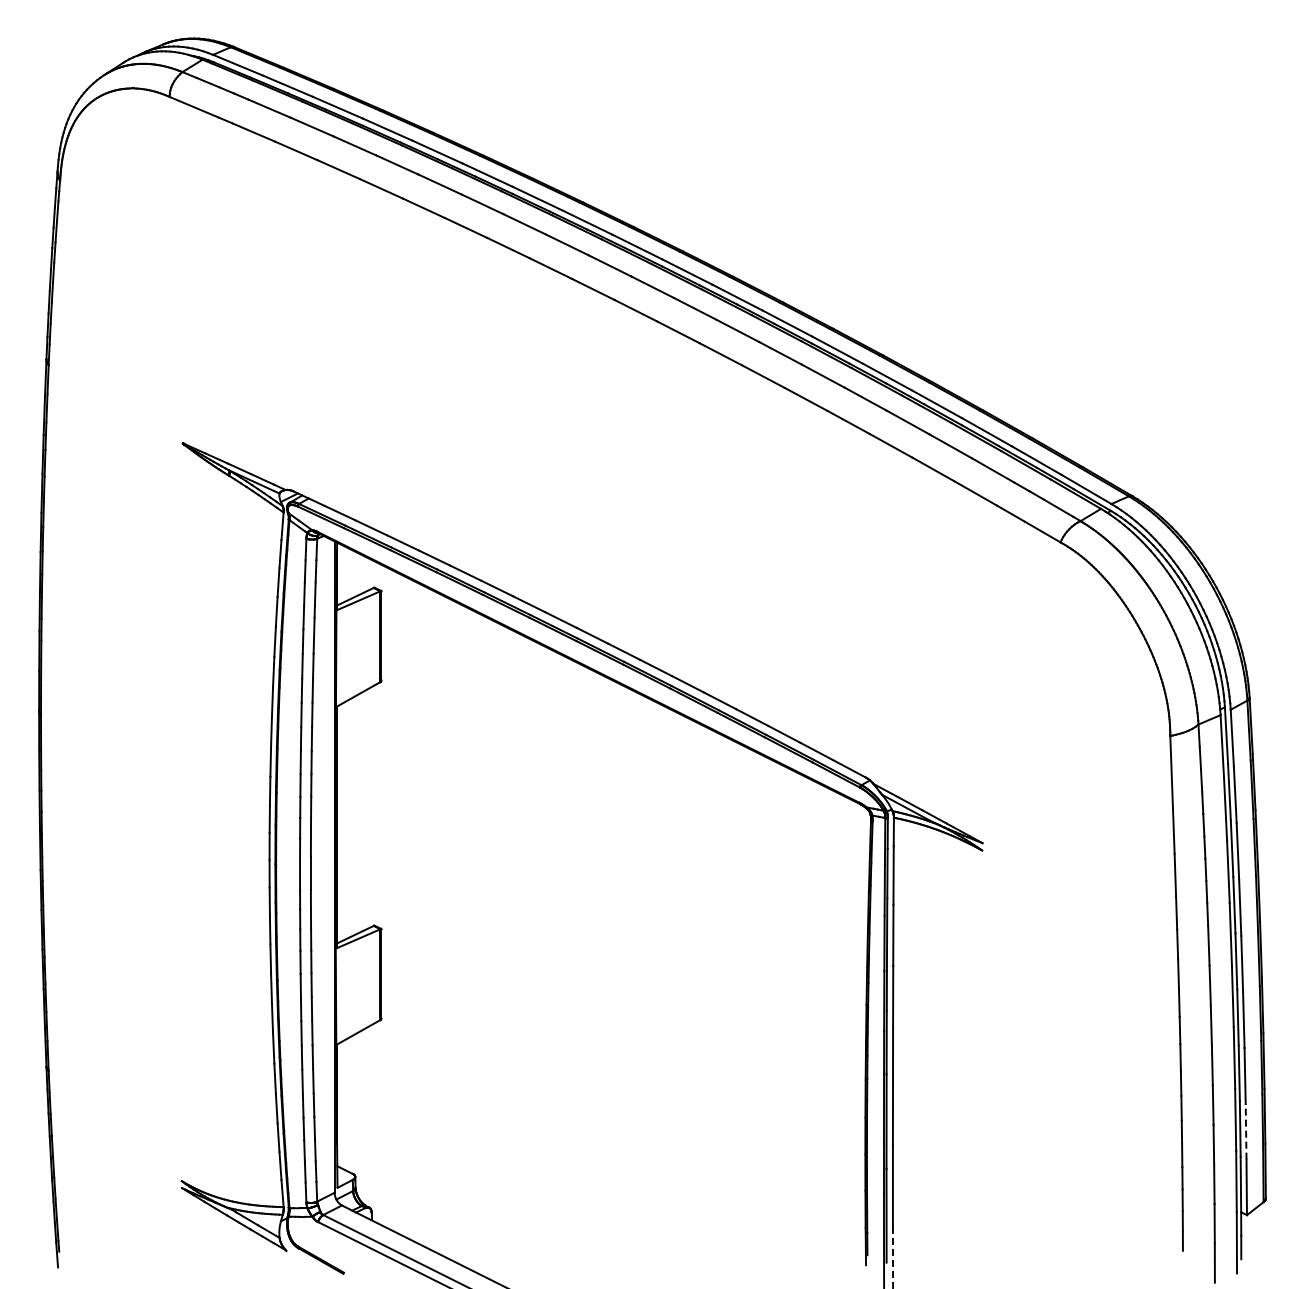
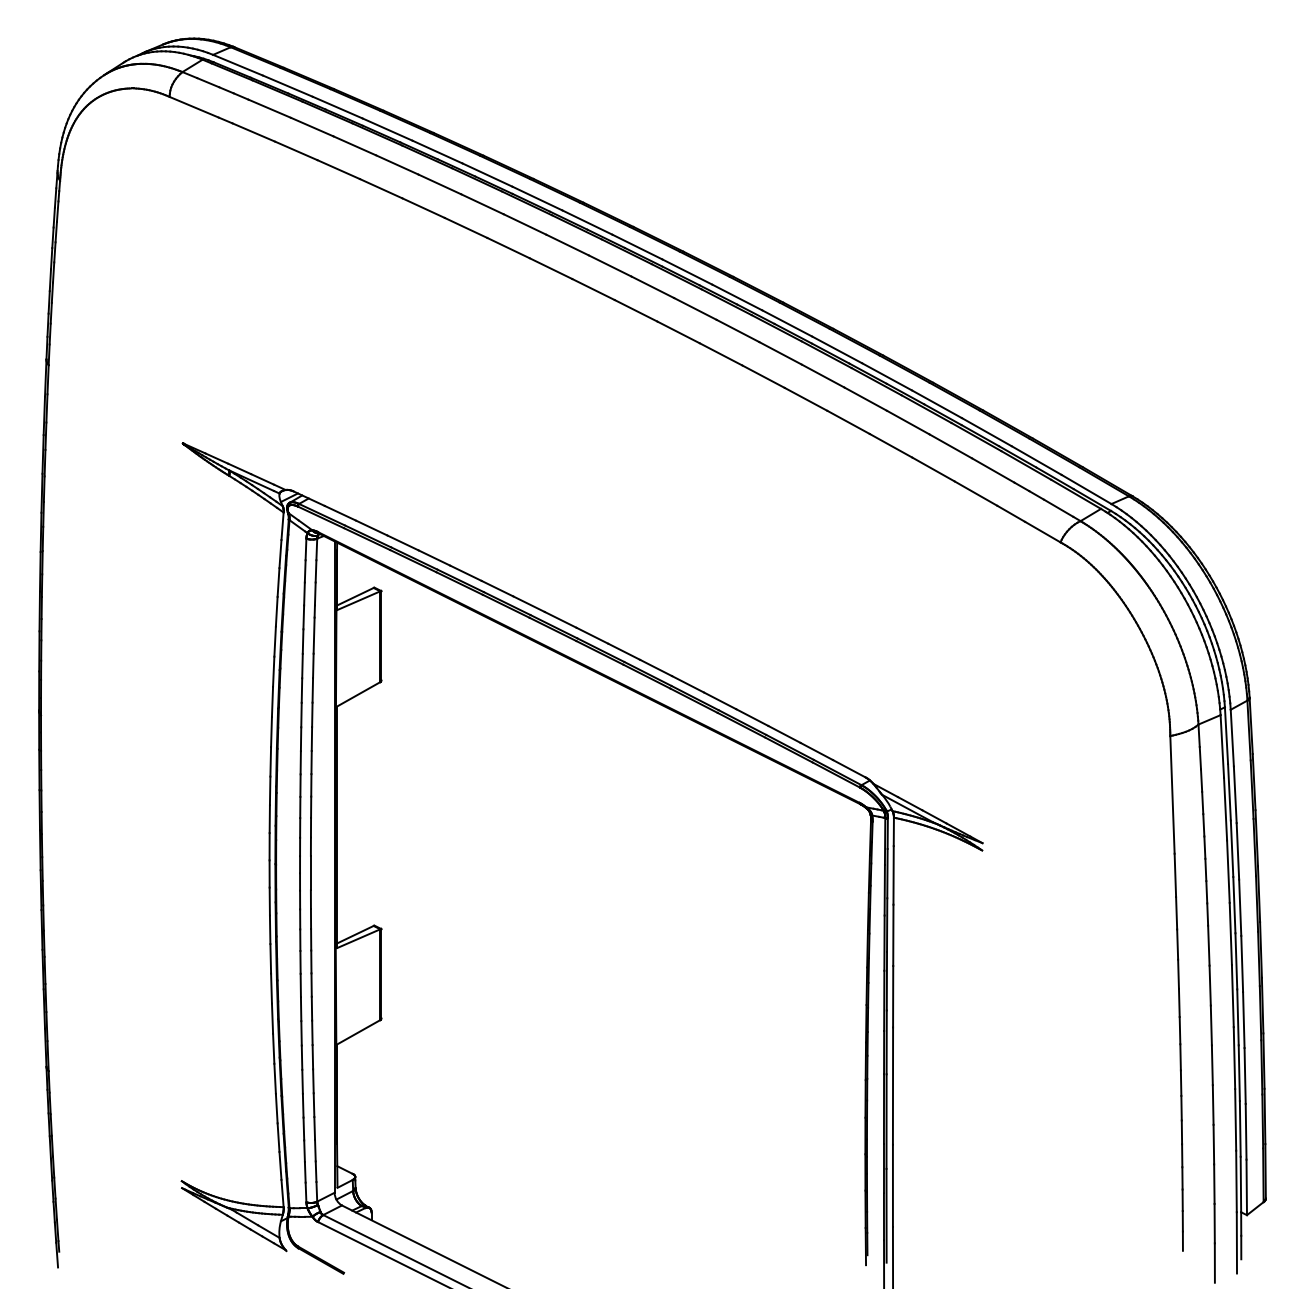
line: dashed -> solid (1246, 1131)
line: dashed -> solid (893, 1257)
